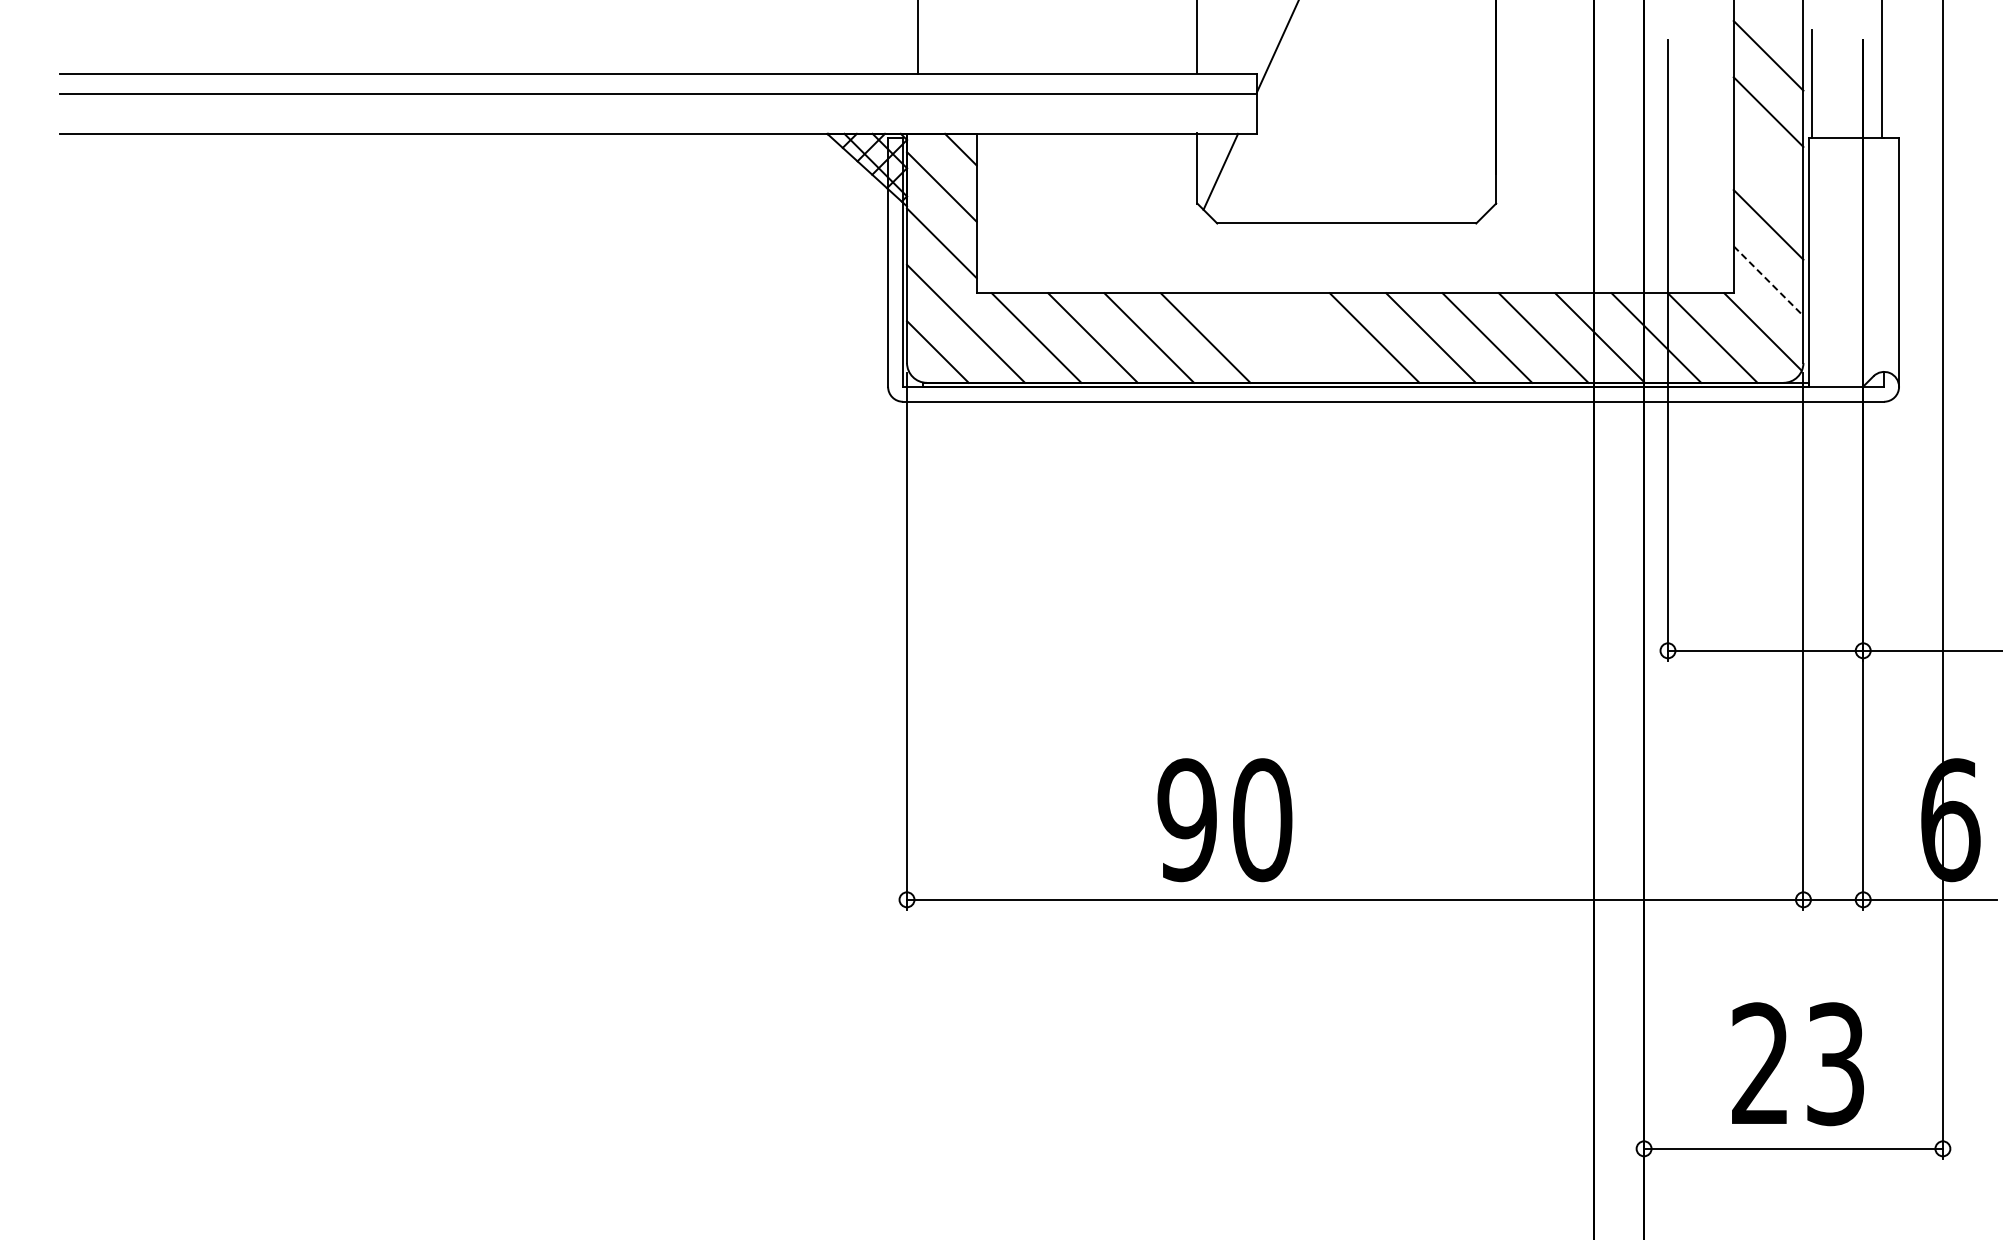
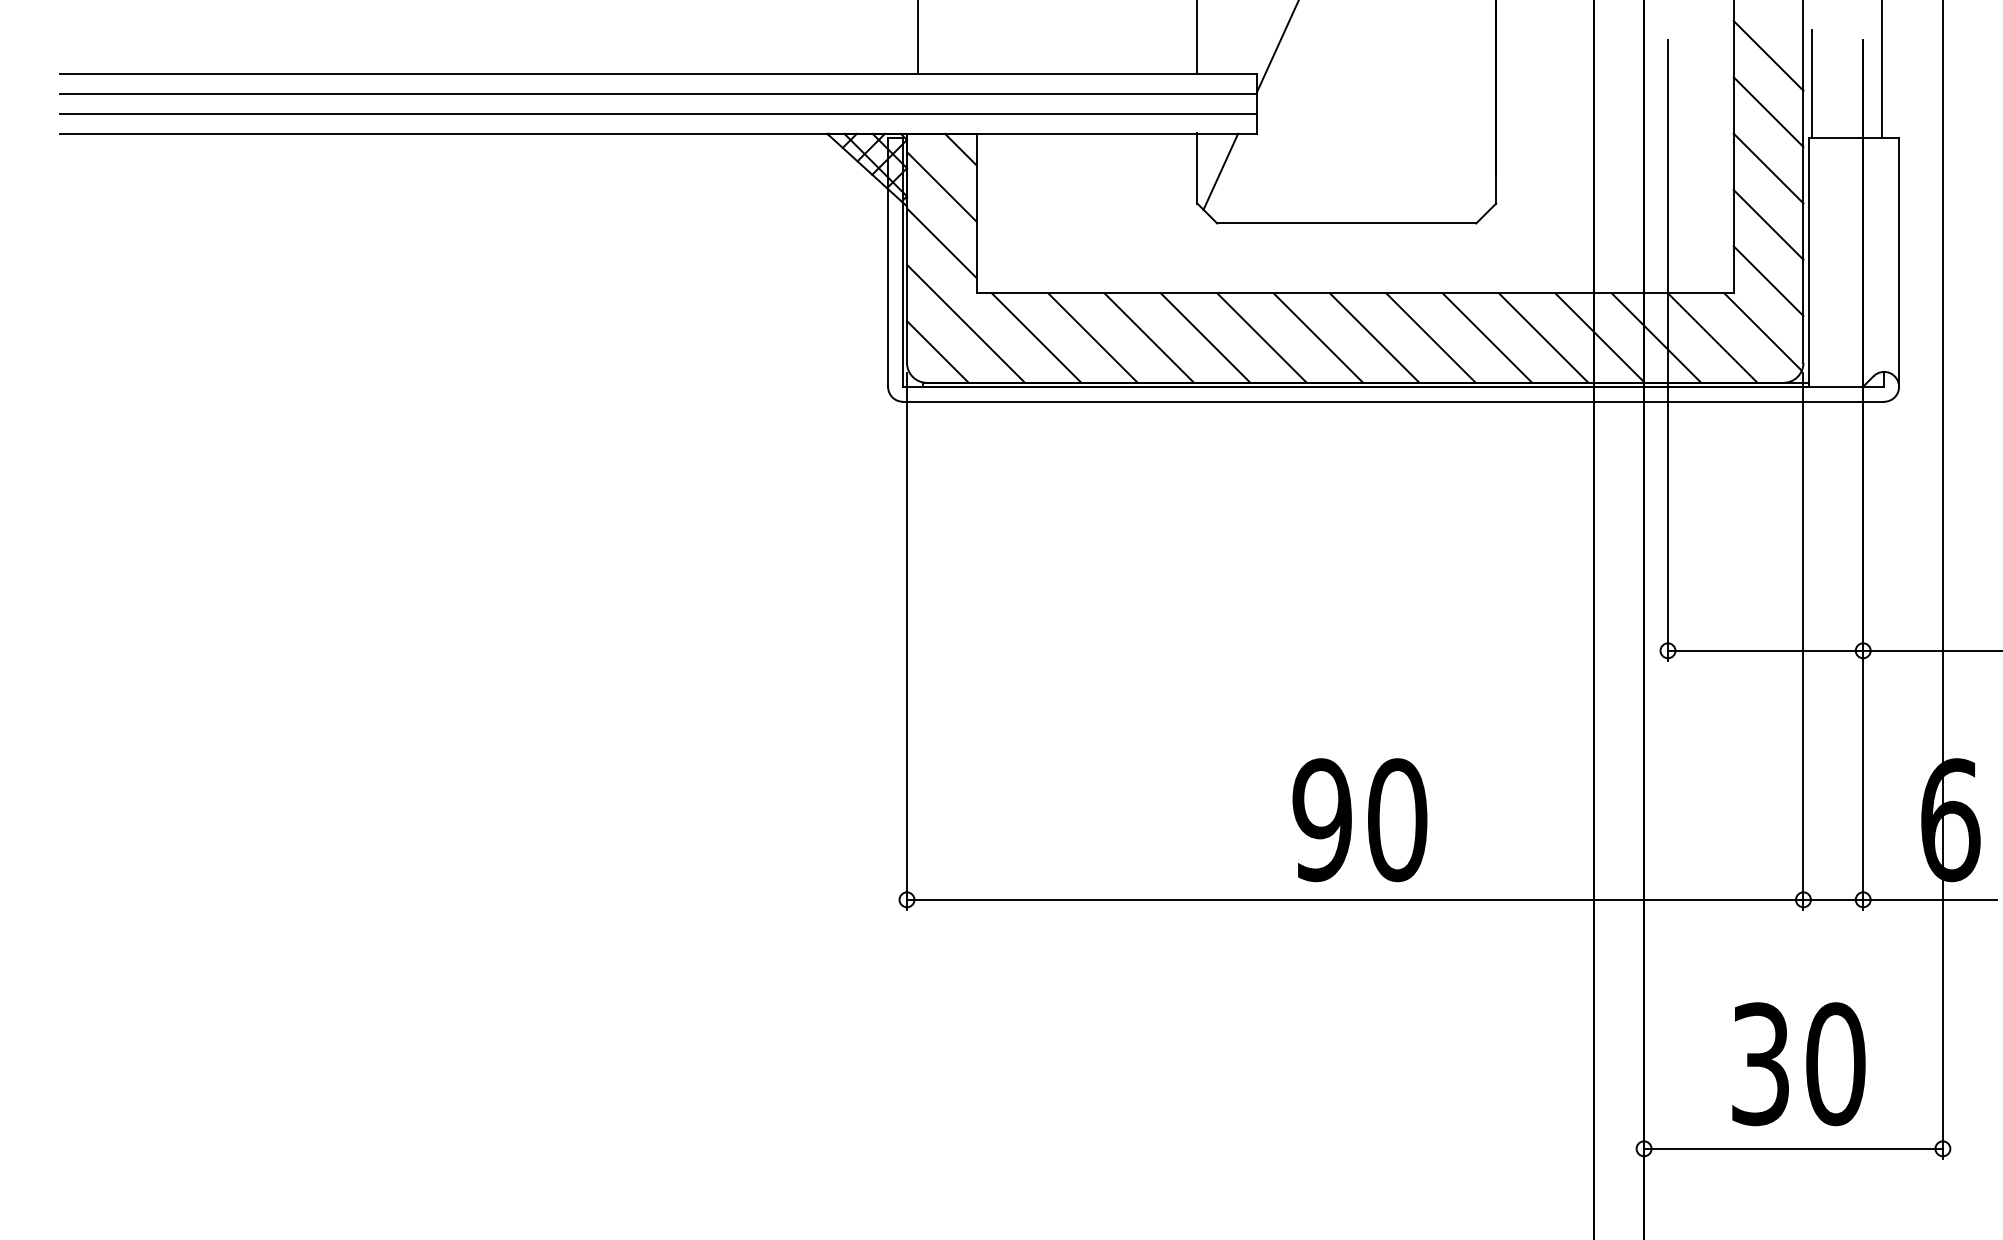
line: none -> present (658, 113)
line: none -> present (1768, 168)
line: dashed -> solid (1768, 281)
line: none -> present (1261, 337)
line: none -> present (1318, 337)
text position: (1224, 820) -> (1359, 820) (1359, 820)
text: 23 -> 30 (1798, 1064)
